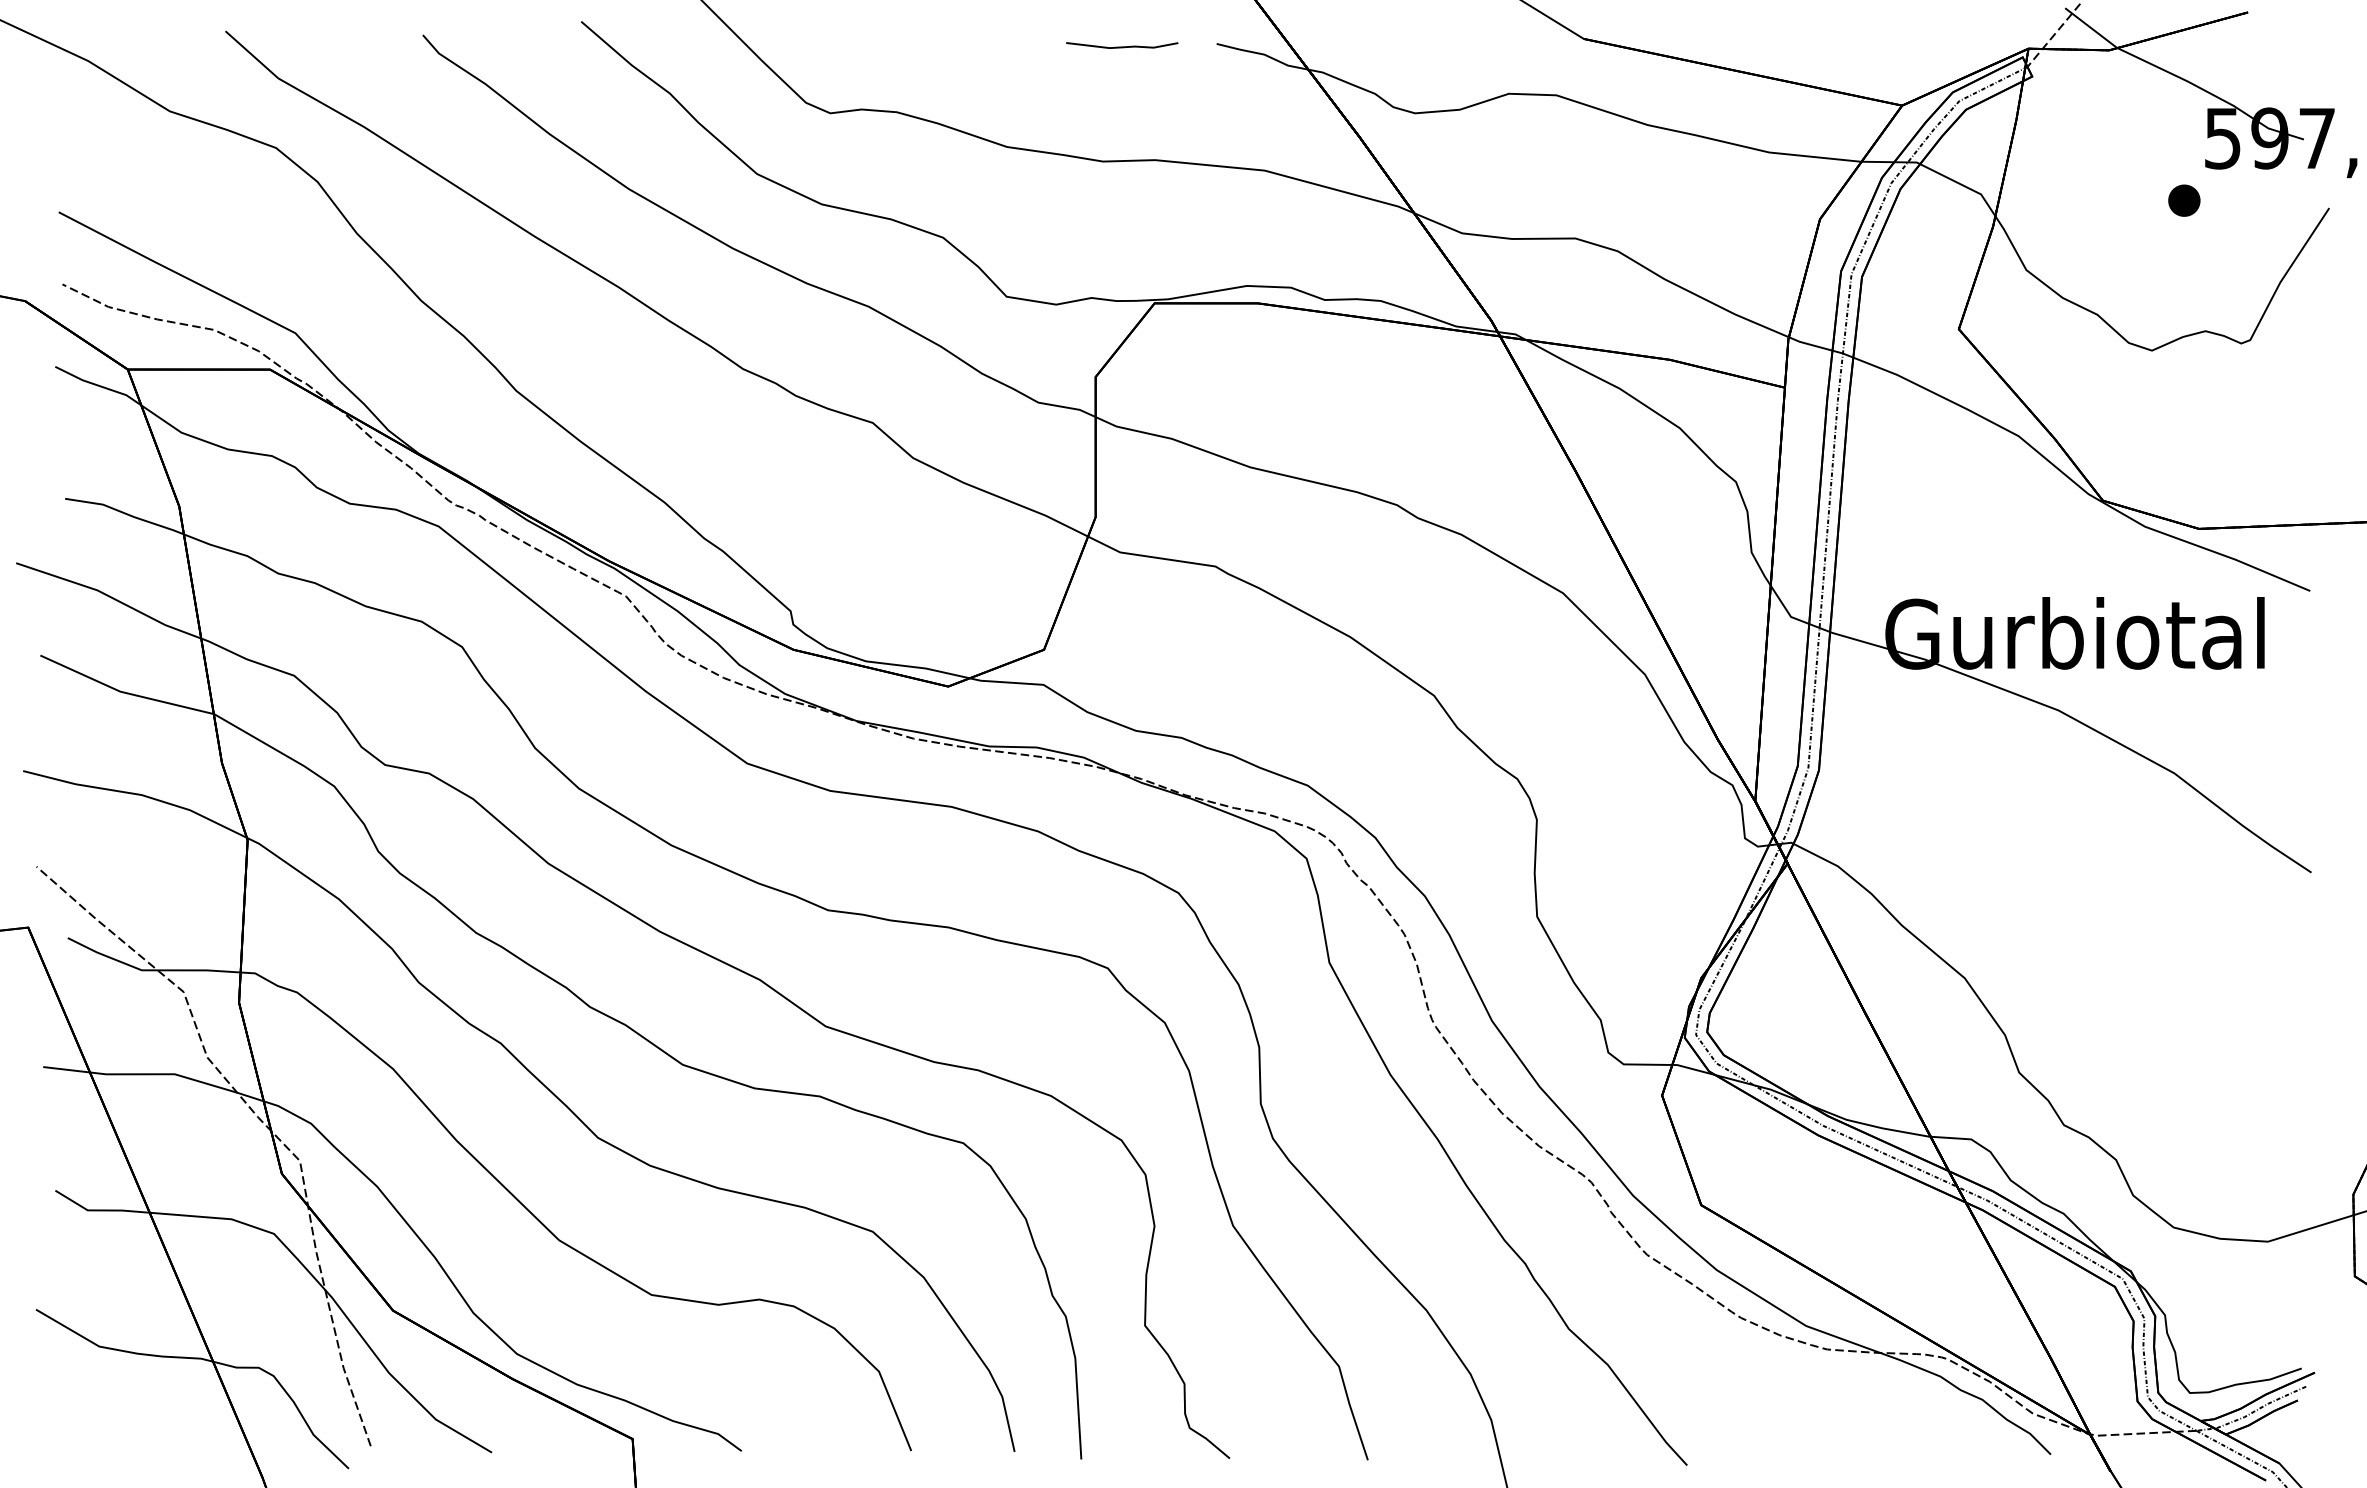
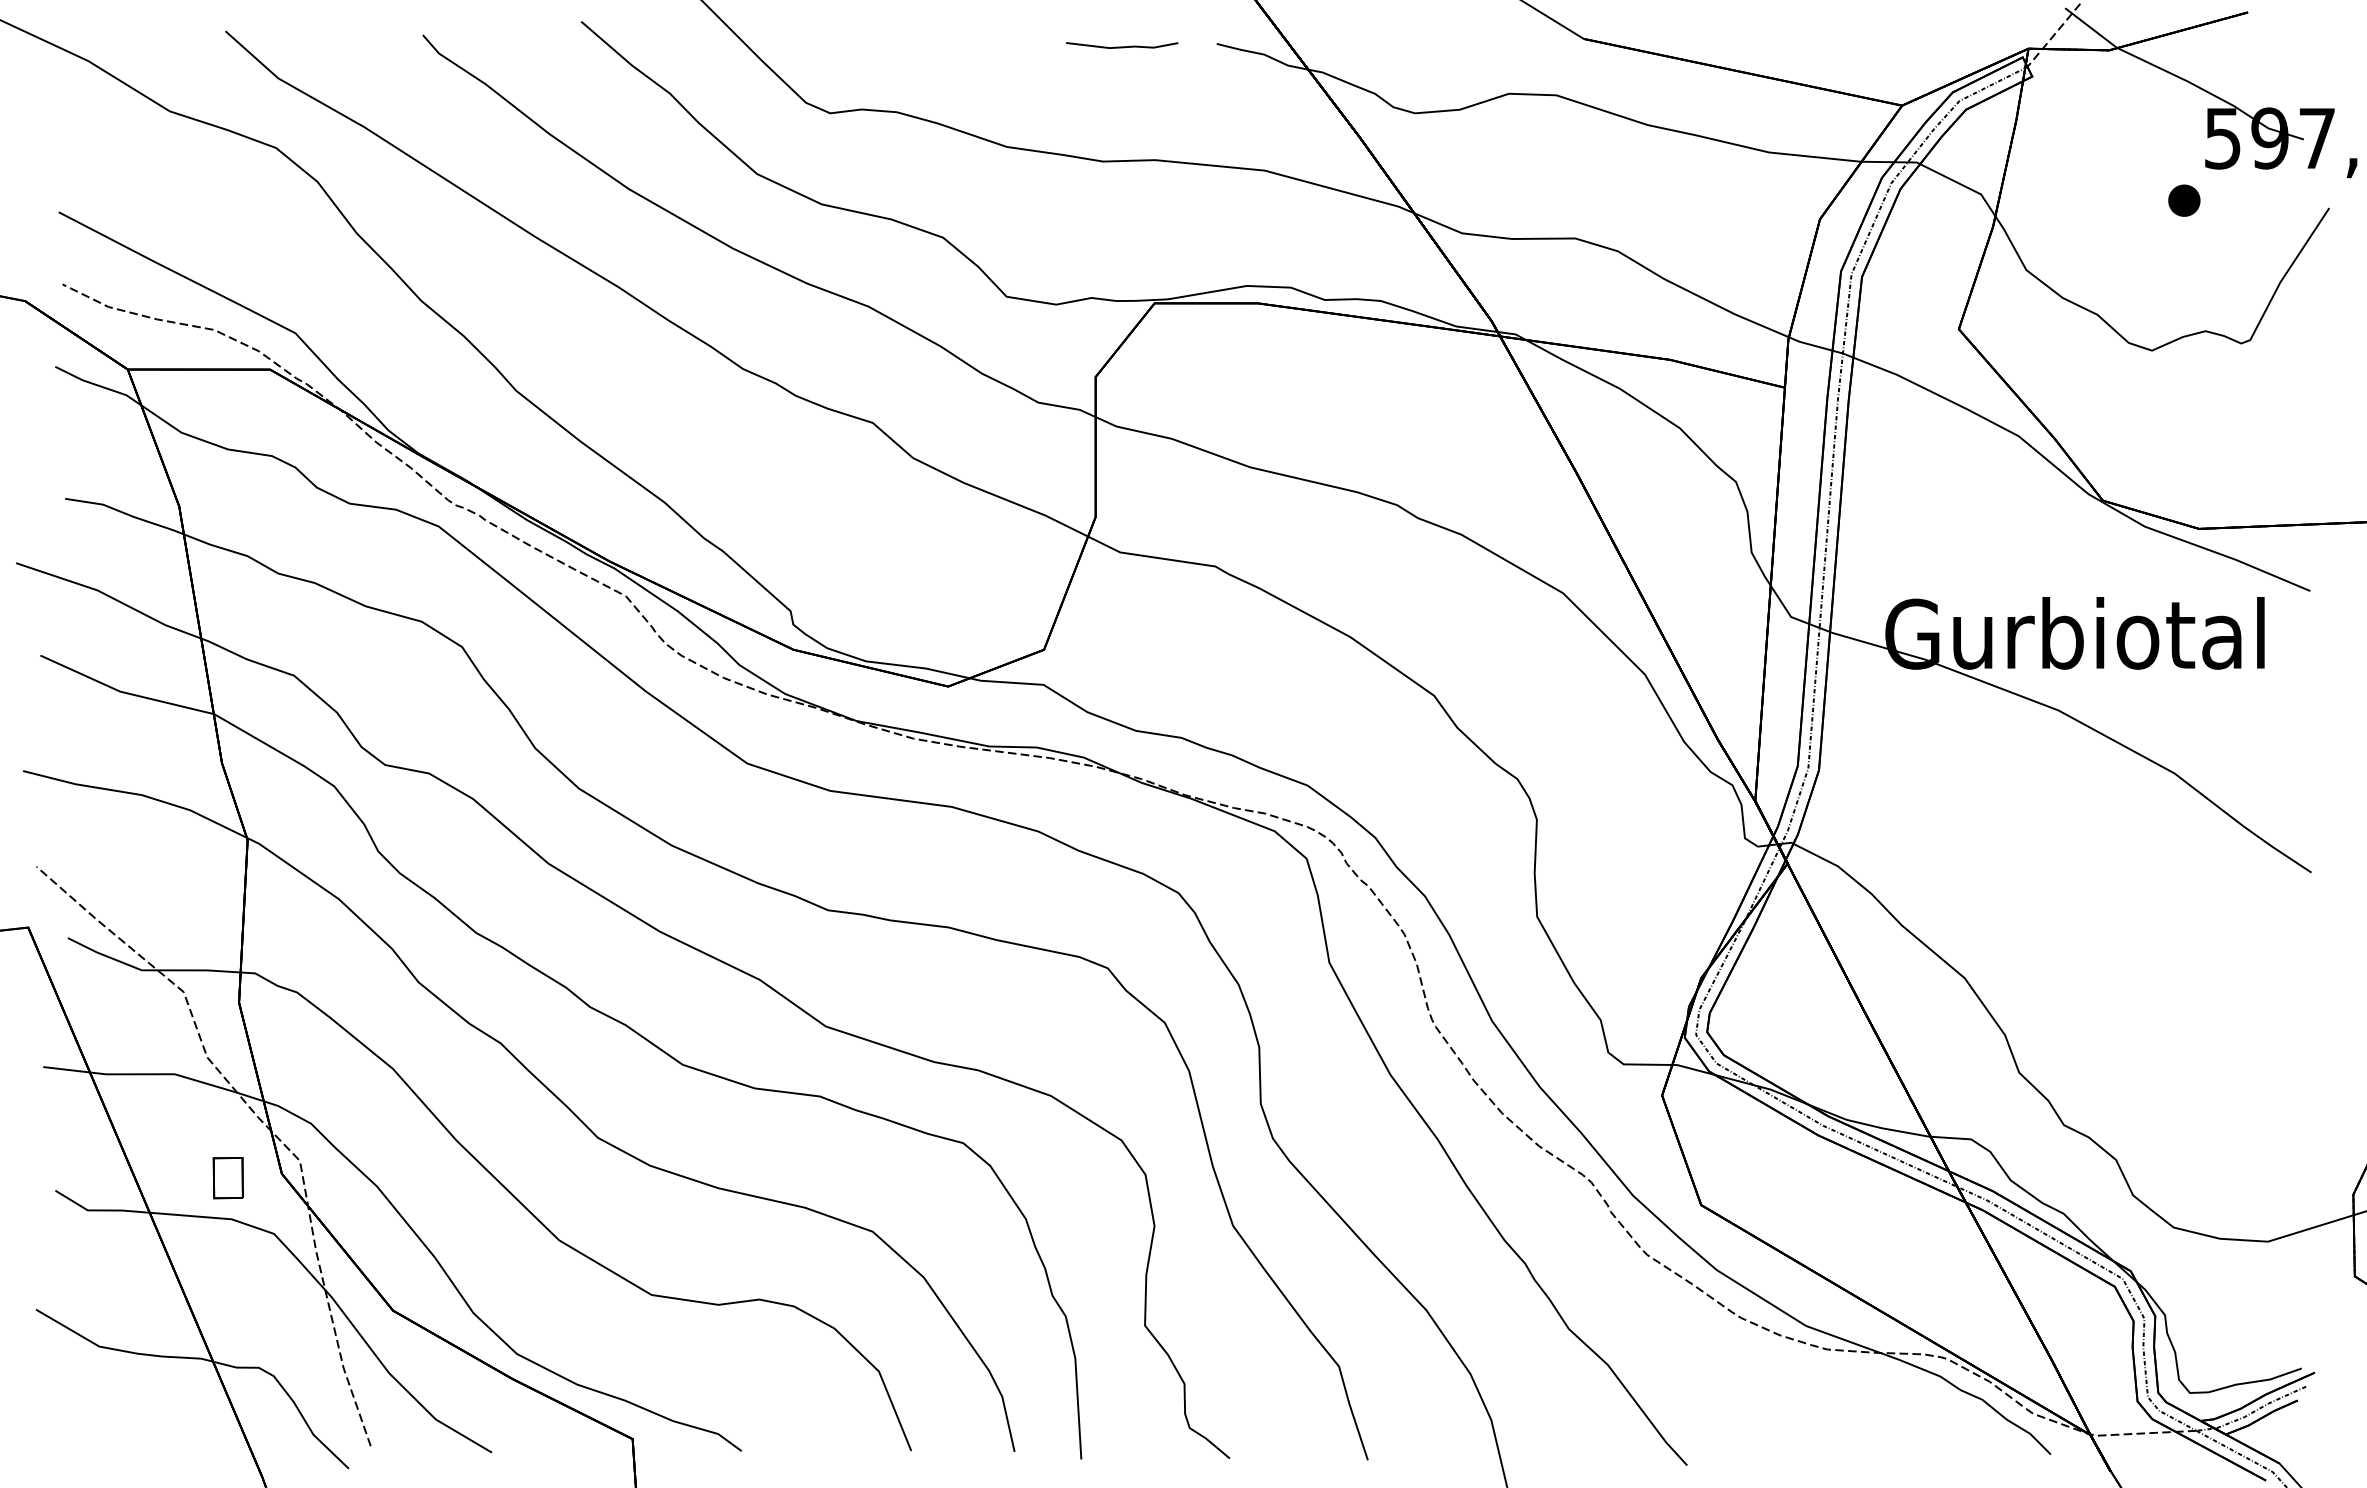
part: none -> present (227, 1178)
